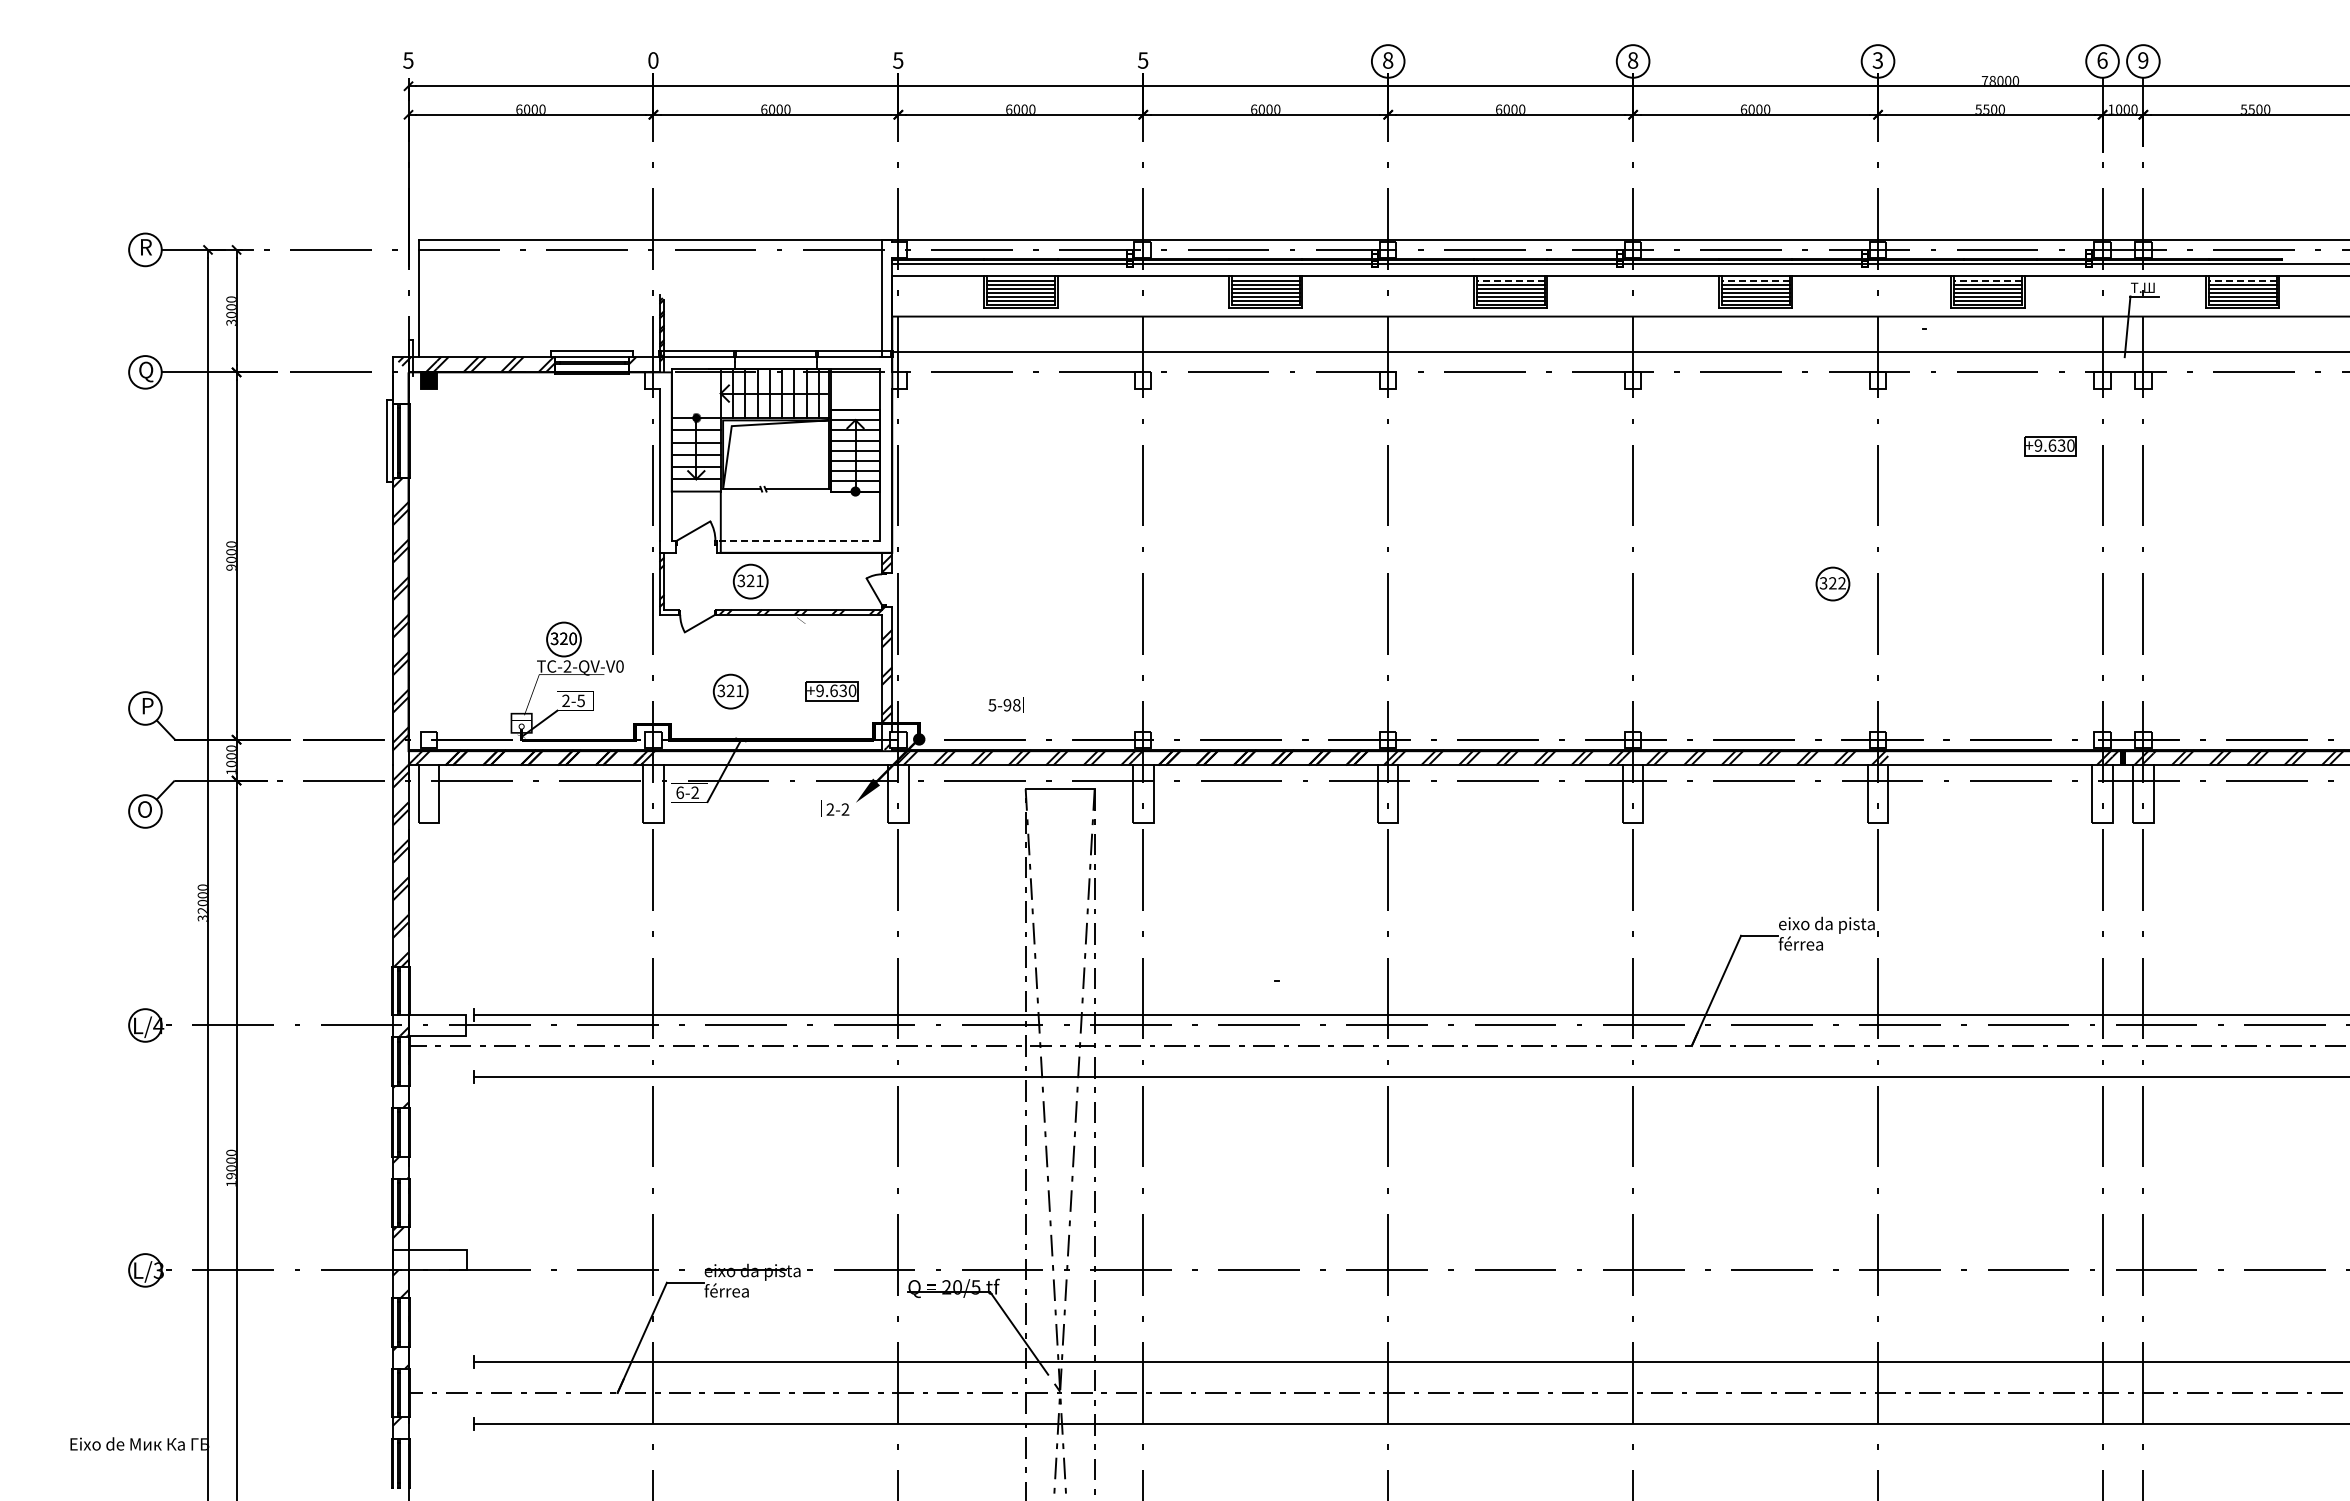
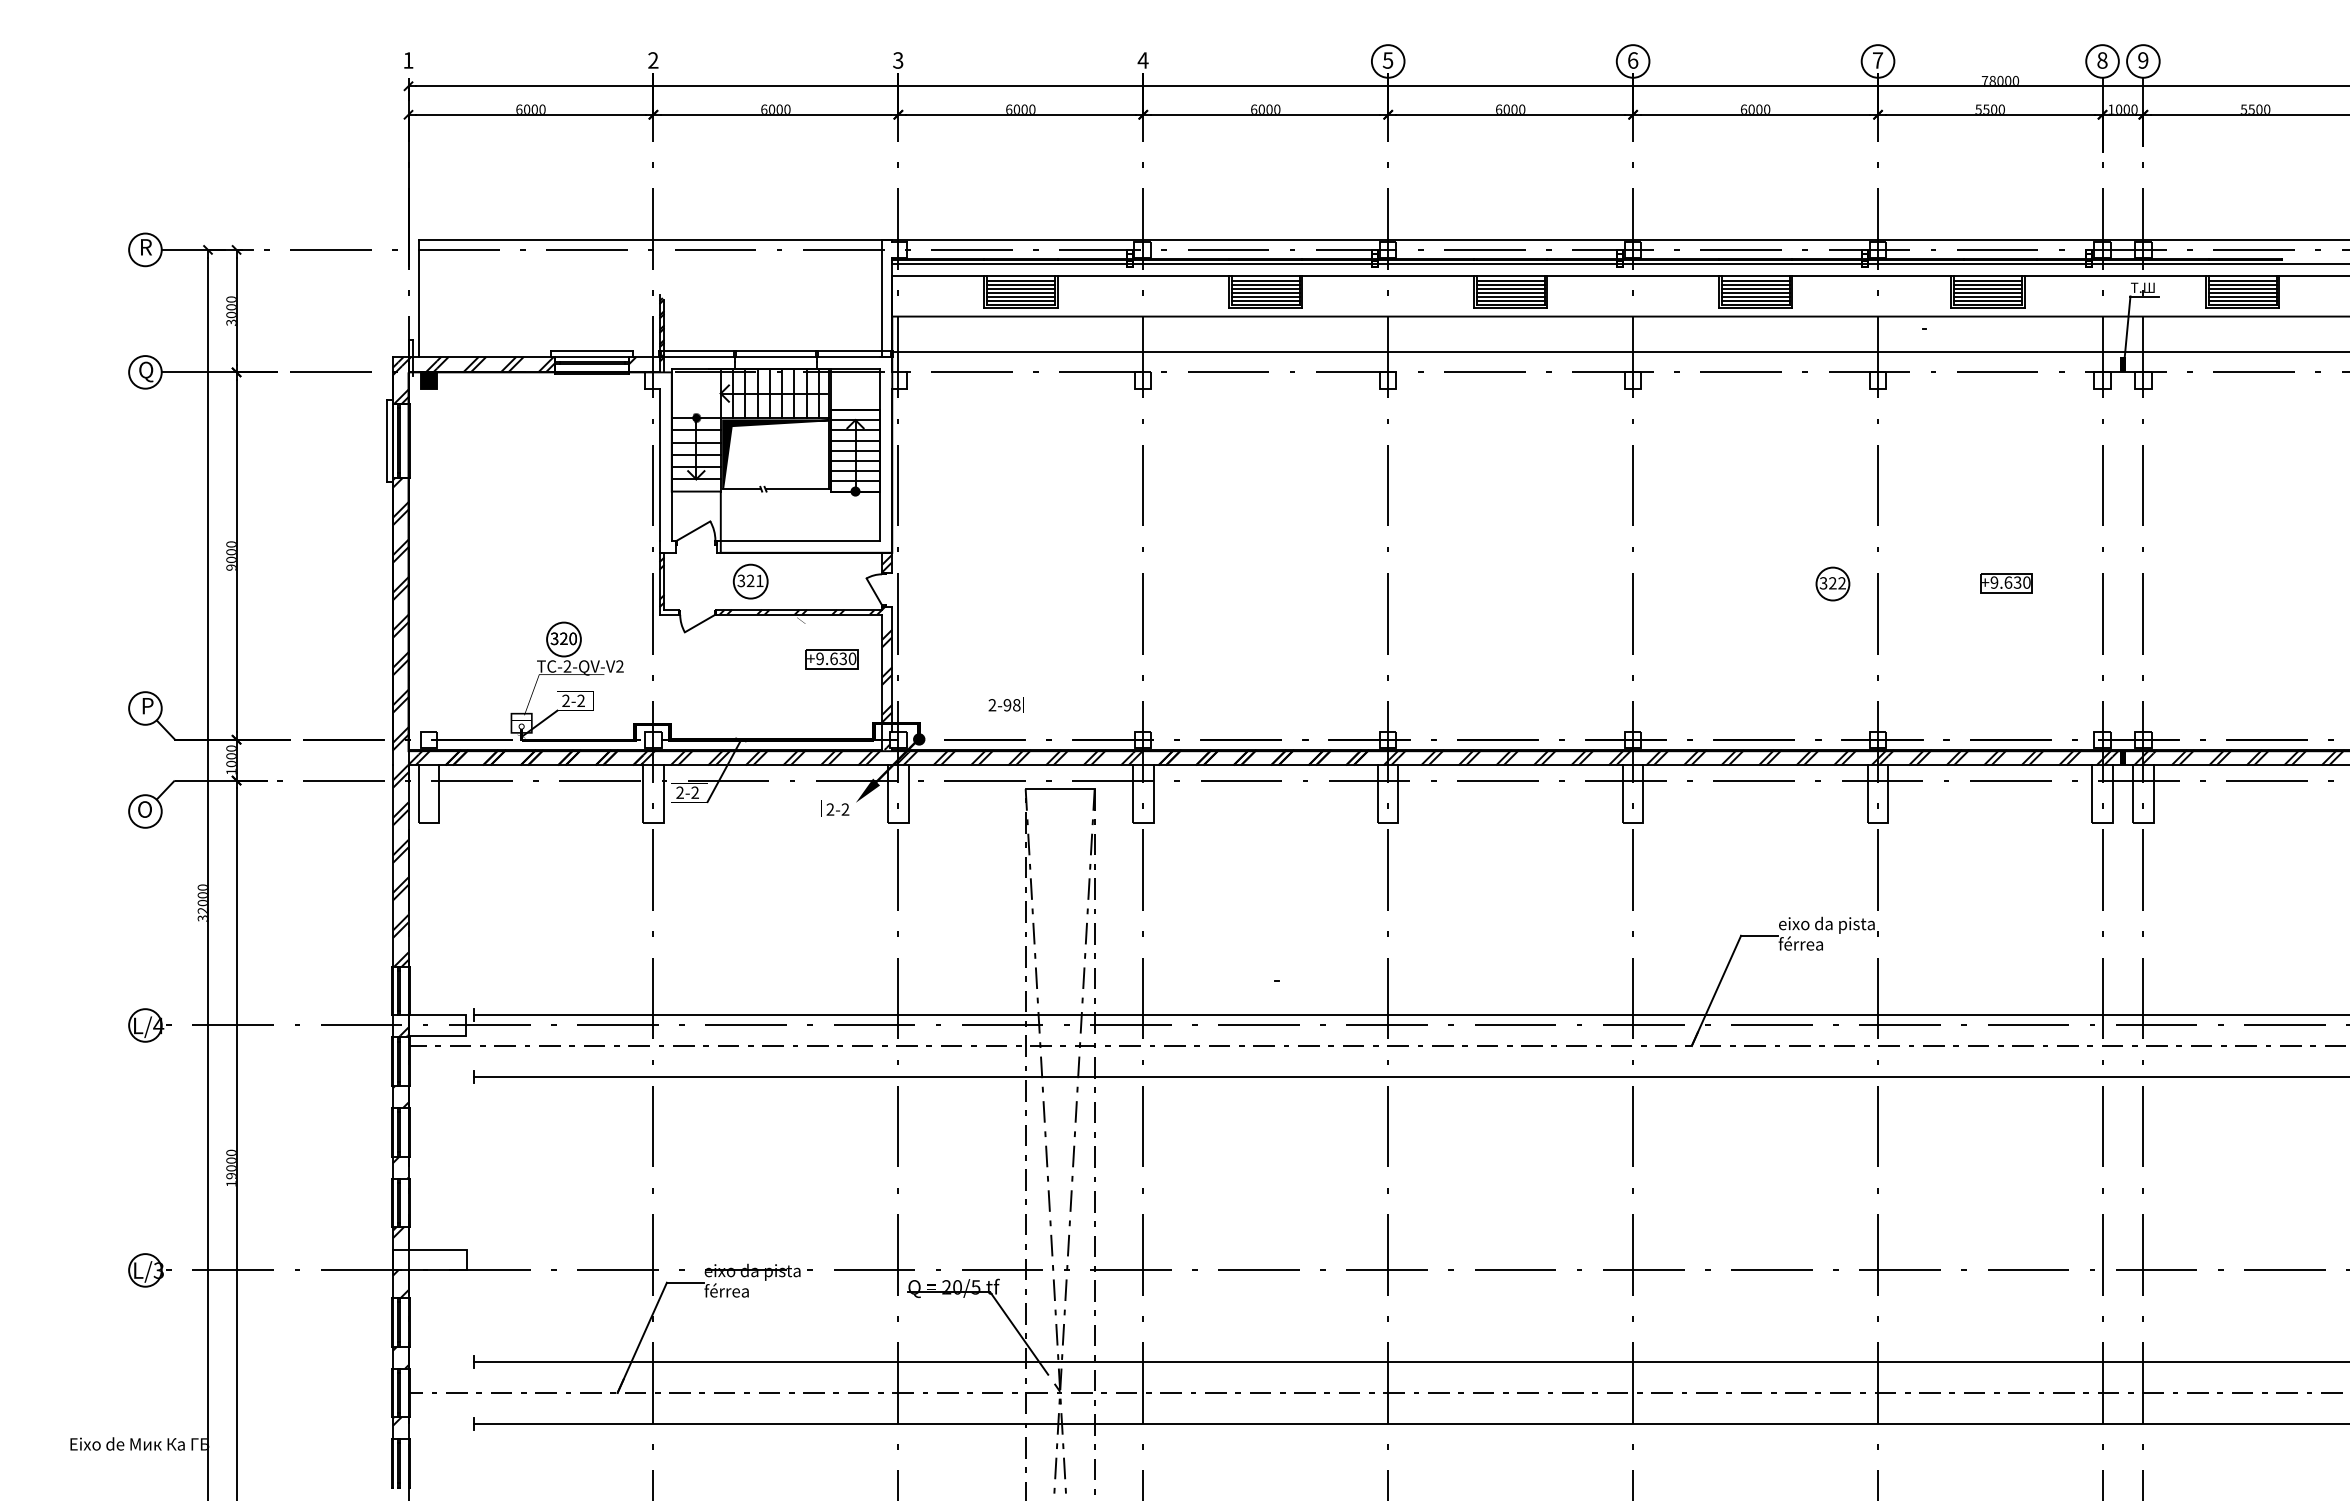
text: 5 -> 1 (408, 60)
text: 0 -> 2 (653, 60)
text: 5 -> 3 (898, 60)
text: 5 -> 4 (1142, 60)
text: 8 -> 5 (1387, 60)
text: 8 -> 6 (1633, 60)
text: 3 -> 7 (1877, 60)
text: 6 -> 8 (2102, 60)
line: dashed -> solid (1510, 280)
line: dashed -> solid (1755, 280)
line: dashed -> solid (1987, 280)
line: dashed -> solid (2242, 280)
fill: none -> present (2122, 364)
hatch: none -> present (400, 383)
part position: (2050, 446) -> (2006, 583) (2006, 583)
fill: none -> present (776, 454)
line: dashed -> solid (798, 540)
text: -2-QV-V0 -> -2-QV-V2 (619, 666)
part: present -> none (730, 691)
part position: (831, 691) -> (831, 659) (831, 659)
text: 2-5 -> 2-2 (580, 700)
text: 5-98 -> 2-98 (992, 705)
hatch: none -> present (775, 757)
hatch: none -> present (1984, 757)
text: 6-2 -> 2-2 (679, 792)
